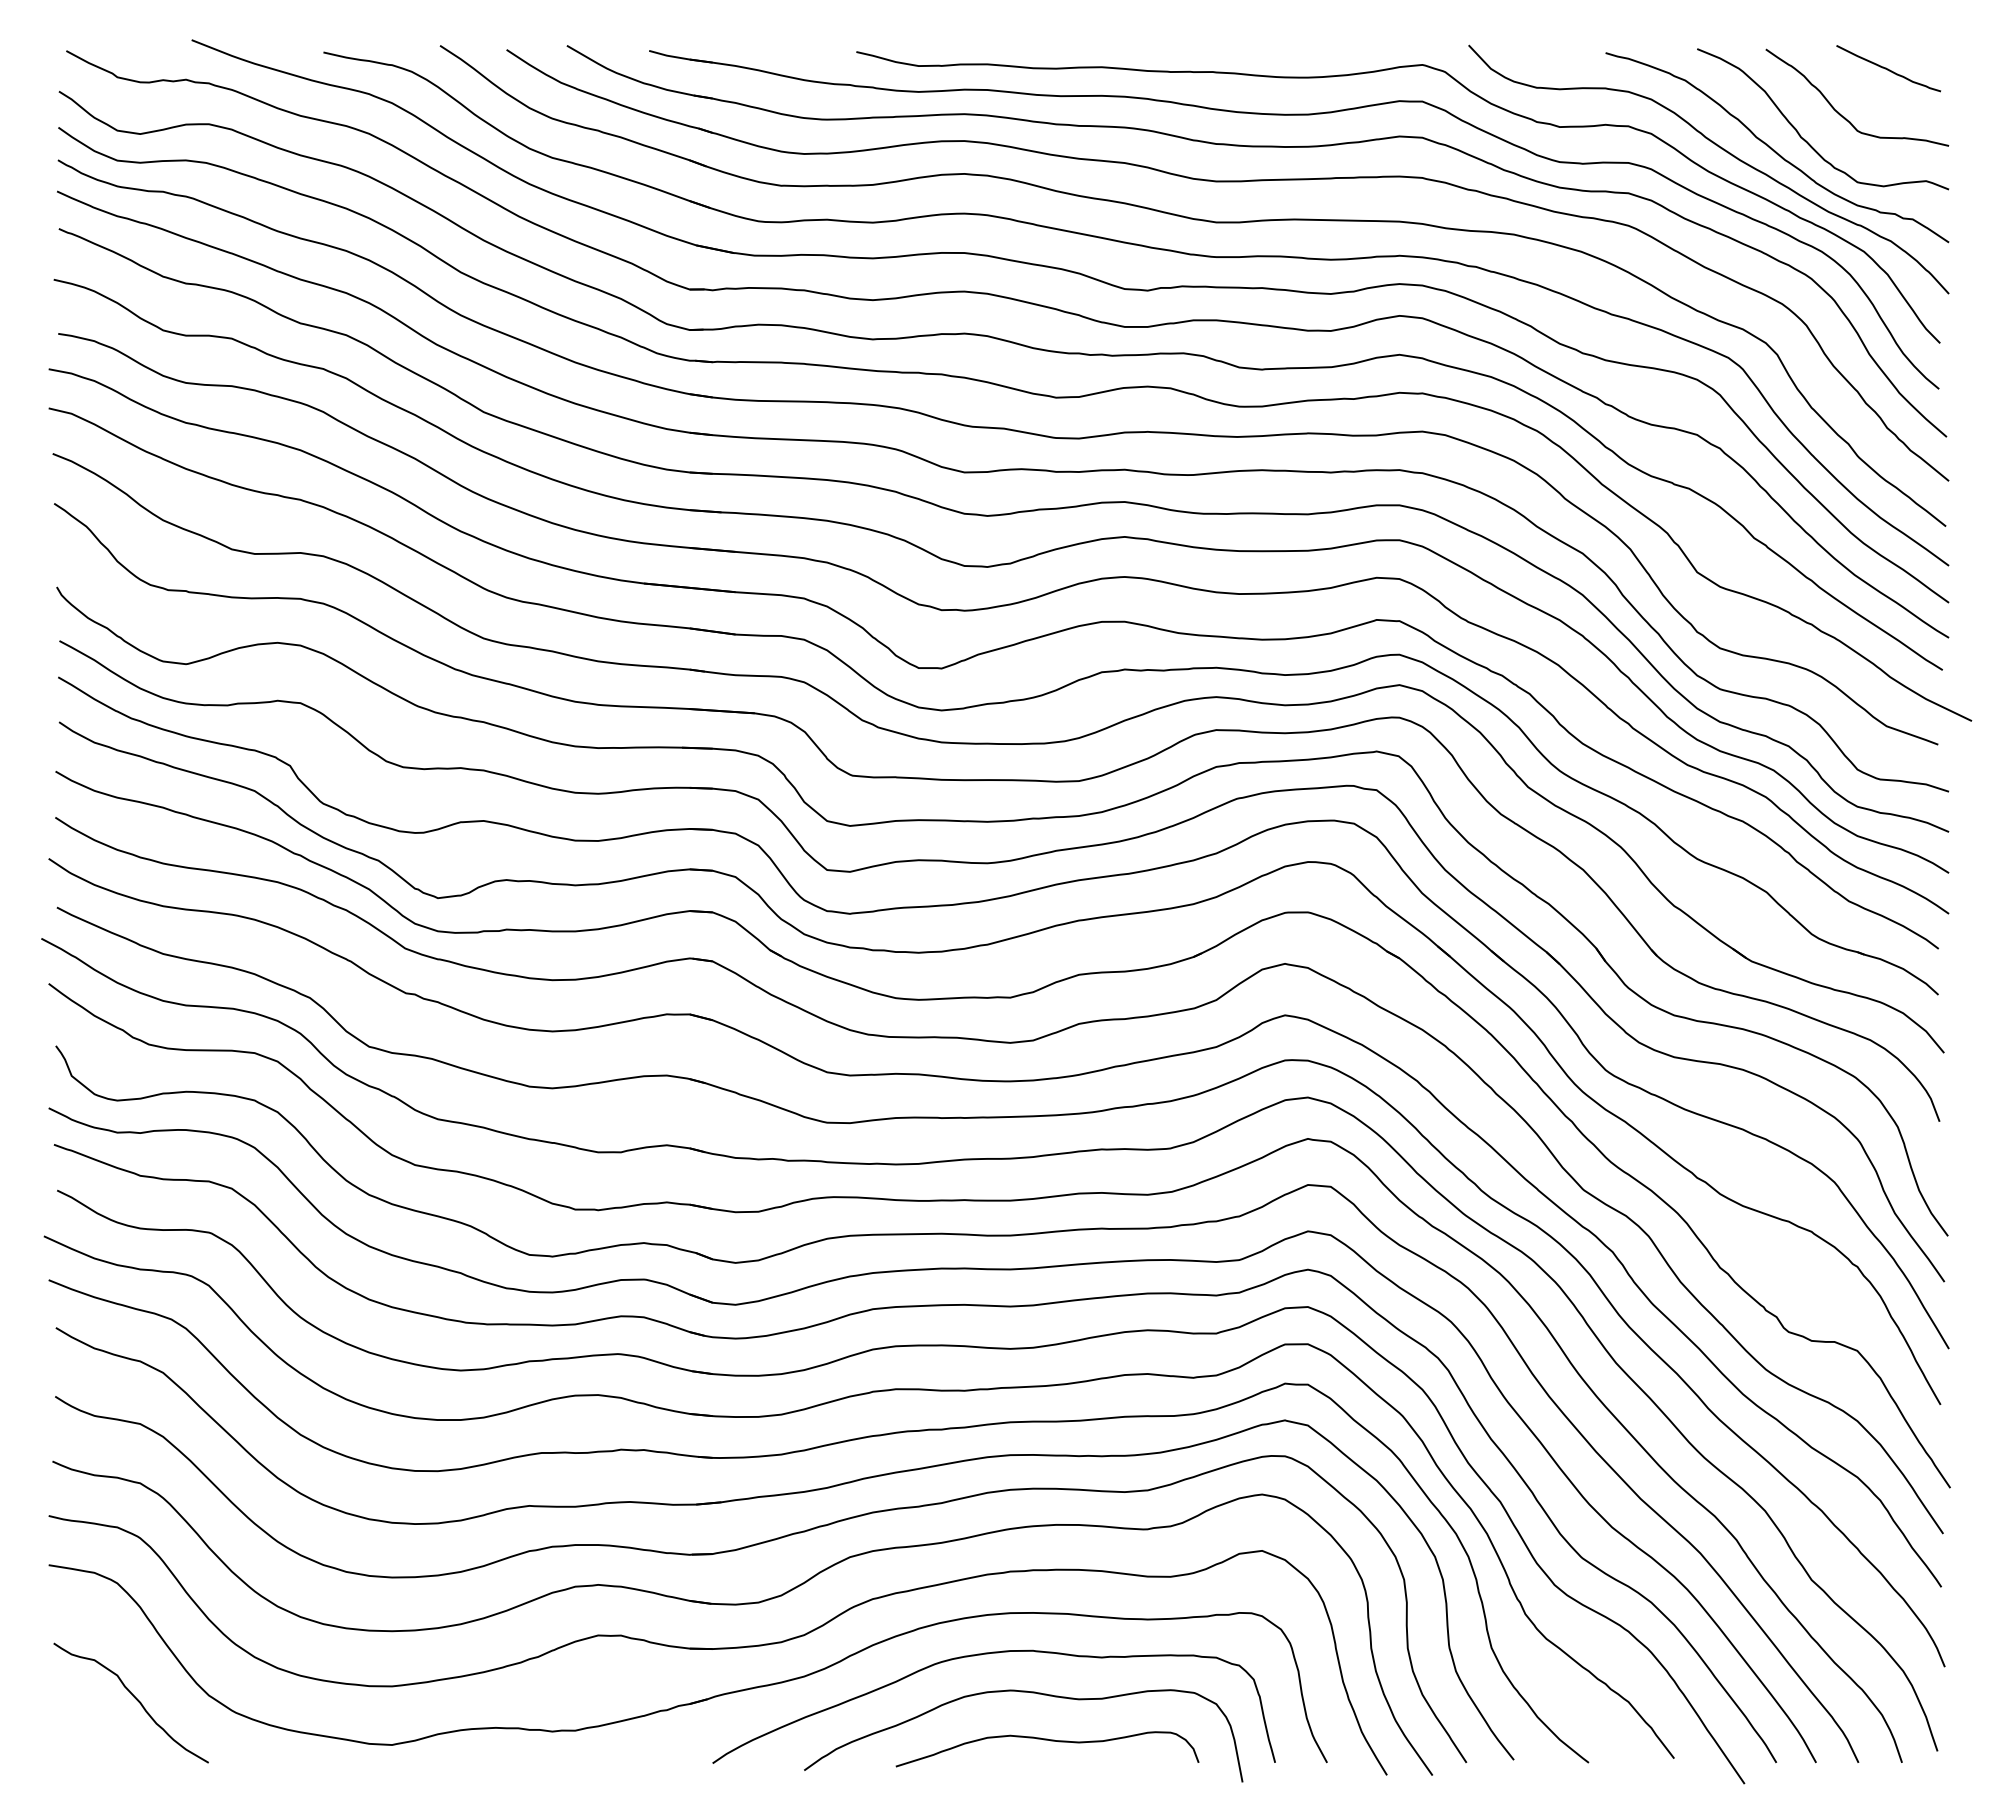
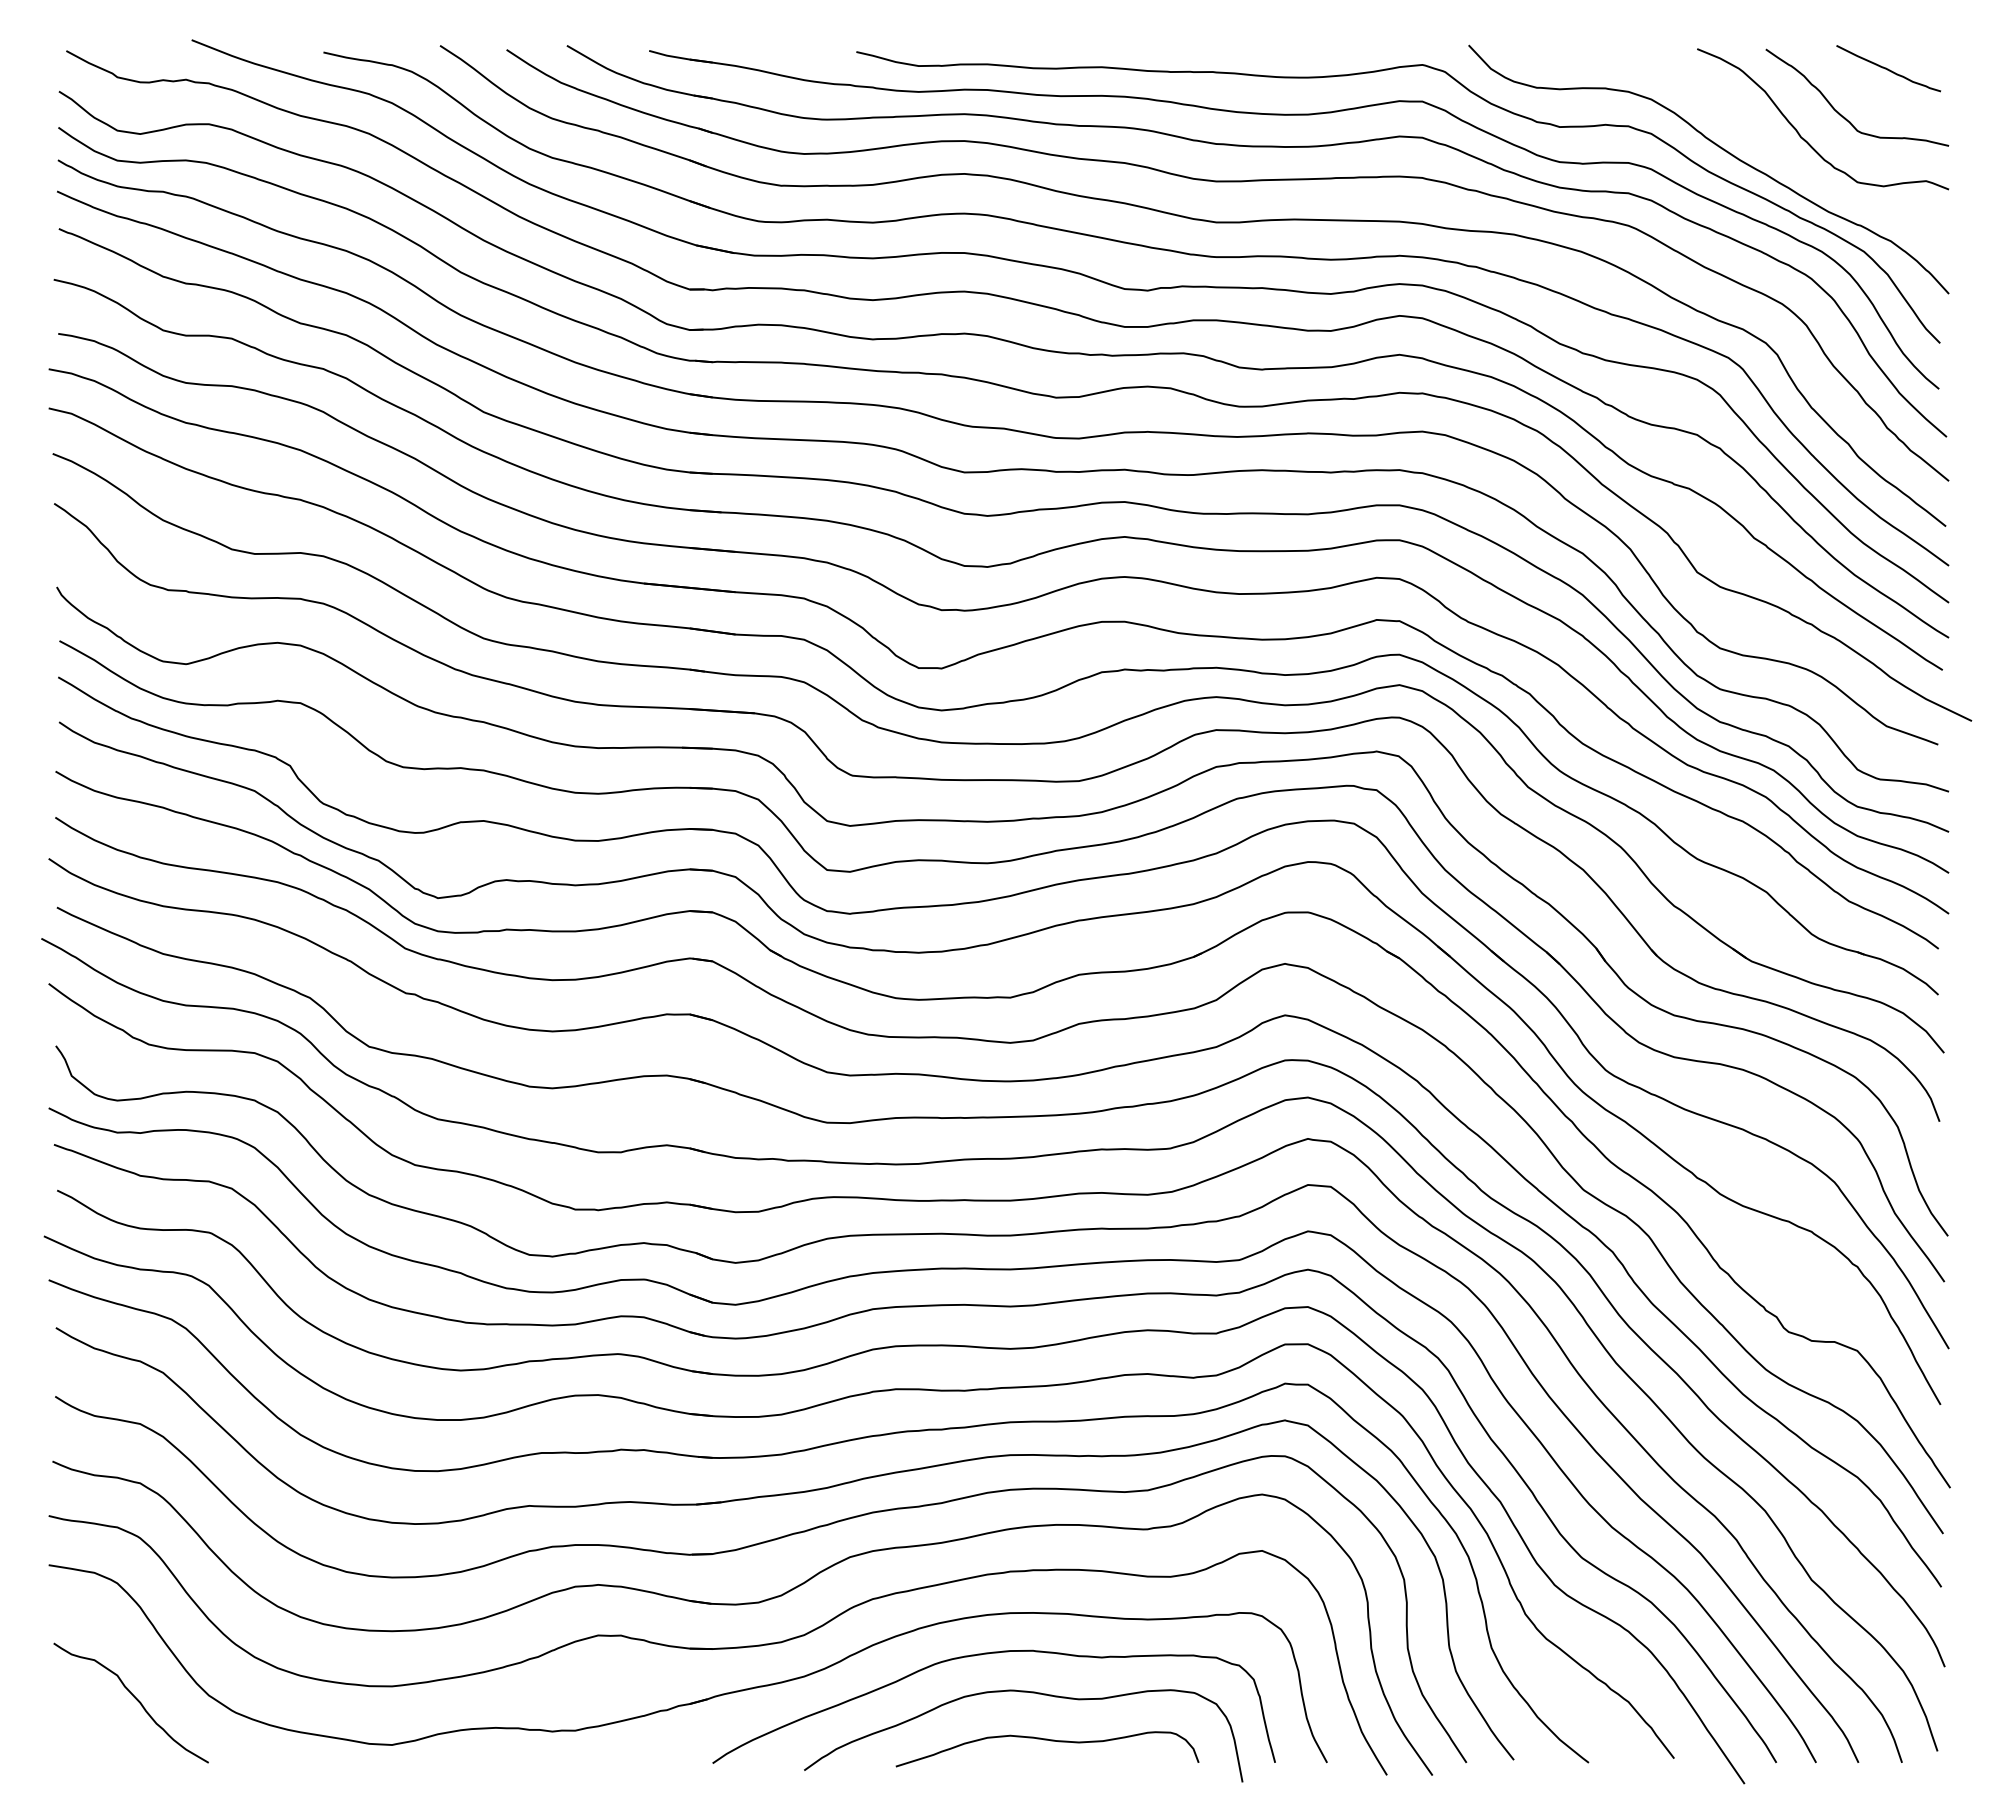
curve: present -> none (1774, 149)
